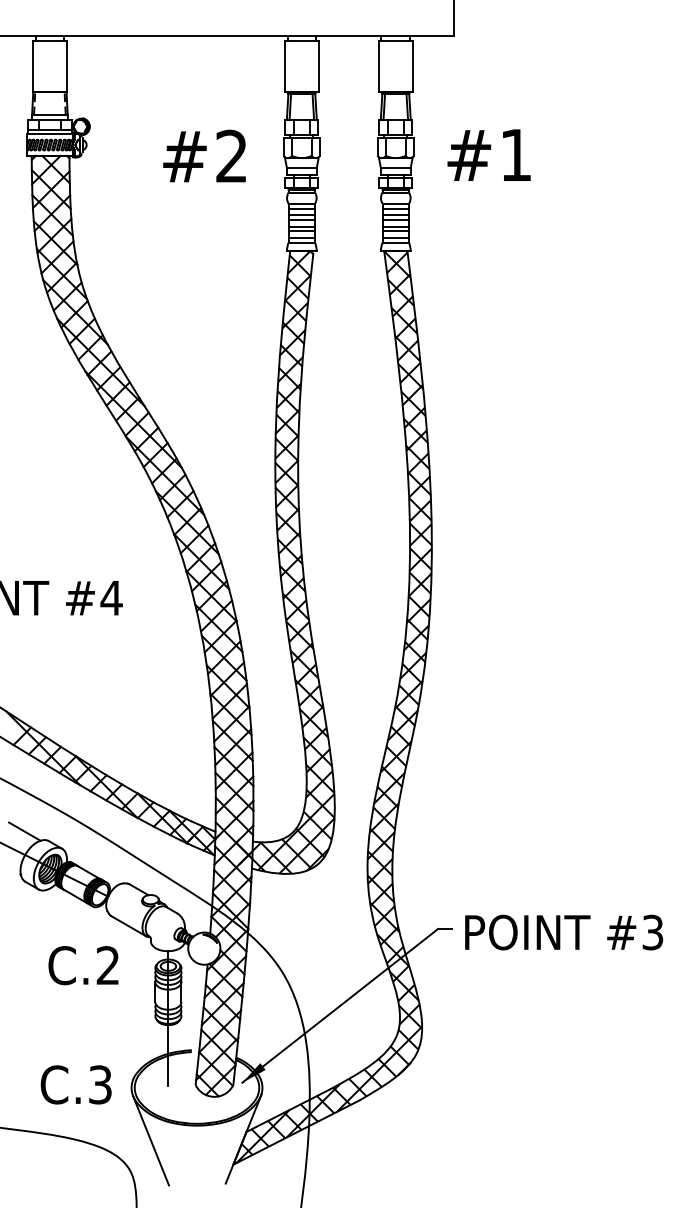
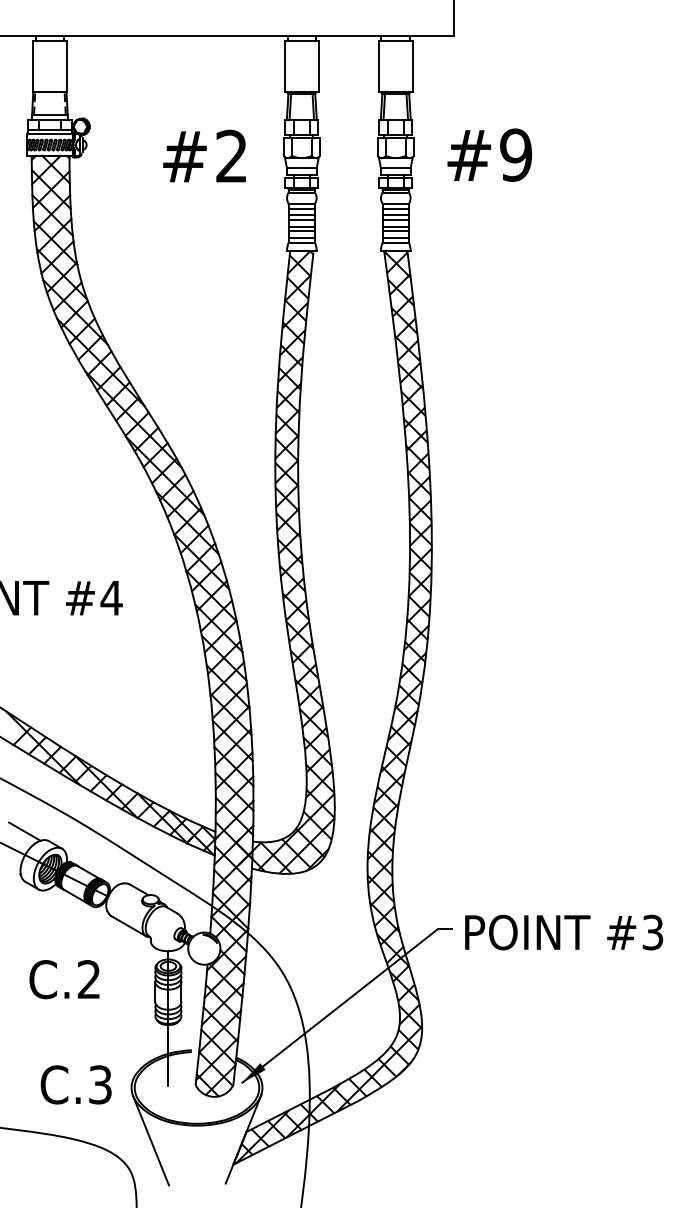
text: #1 -> #9 (516, 154)
text position: (83, 965) -> (64, 979) (64, 979)
